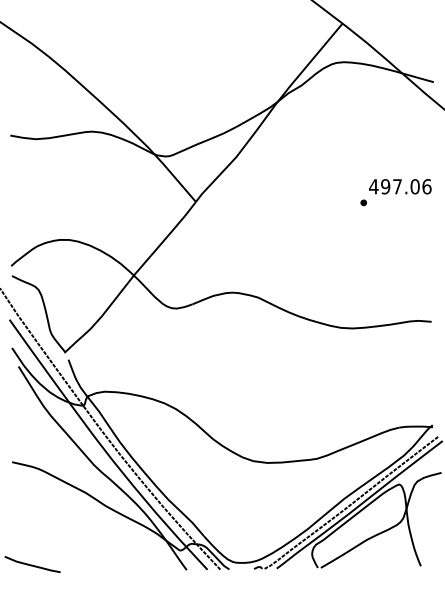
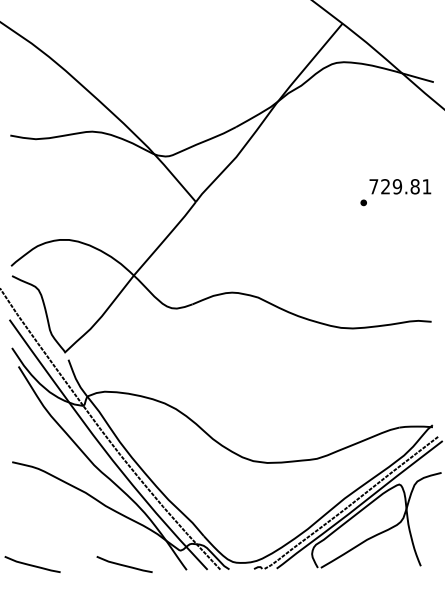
text: 497.06 -> 729.81 (400, 186)
curve: none -> present (124, 564)
